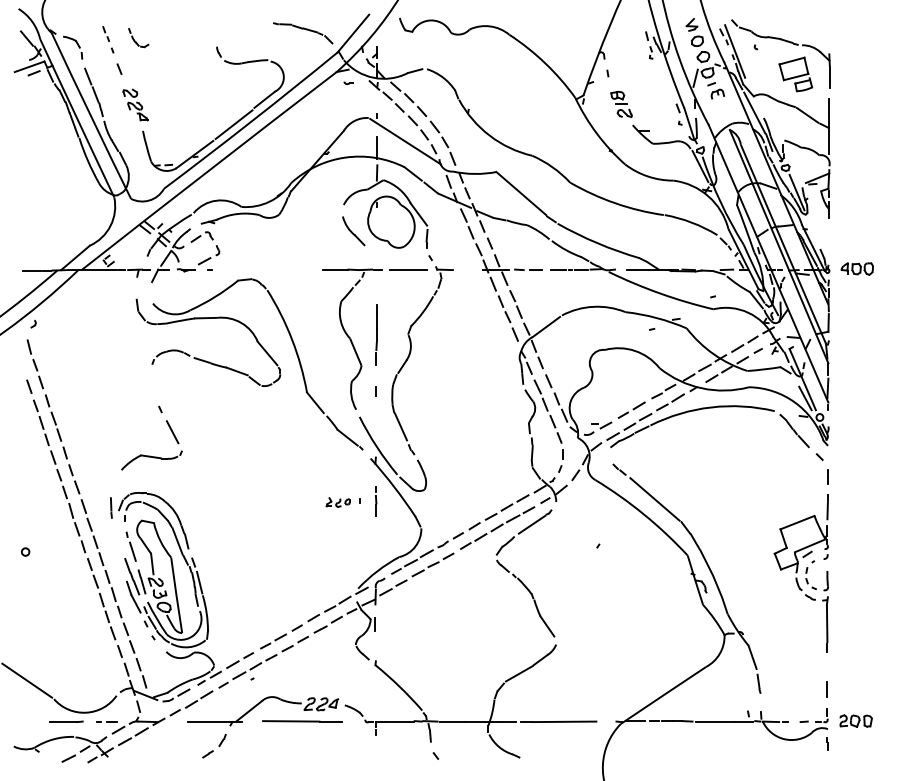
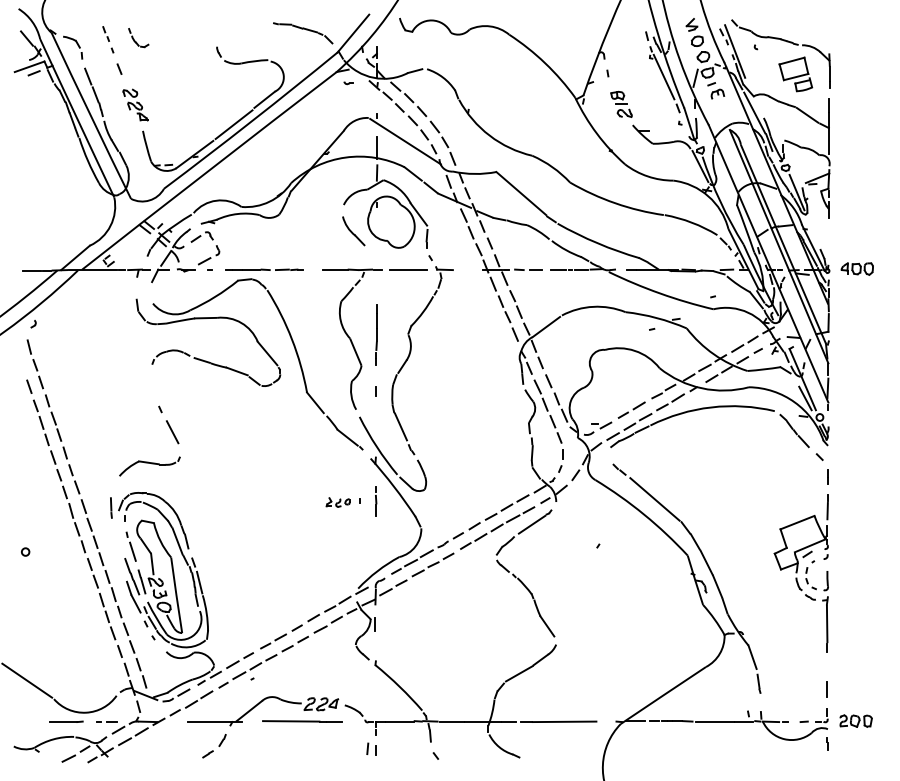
line: none -> present (663, 76)
line: none -> present (264, 269)
part position: (151, 460) -> (149, 466) (149, 466)
part: none -> present (371, 748)
